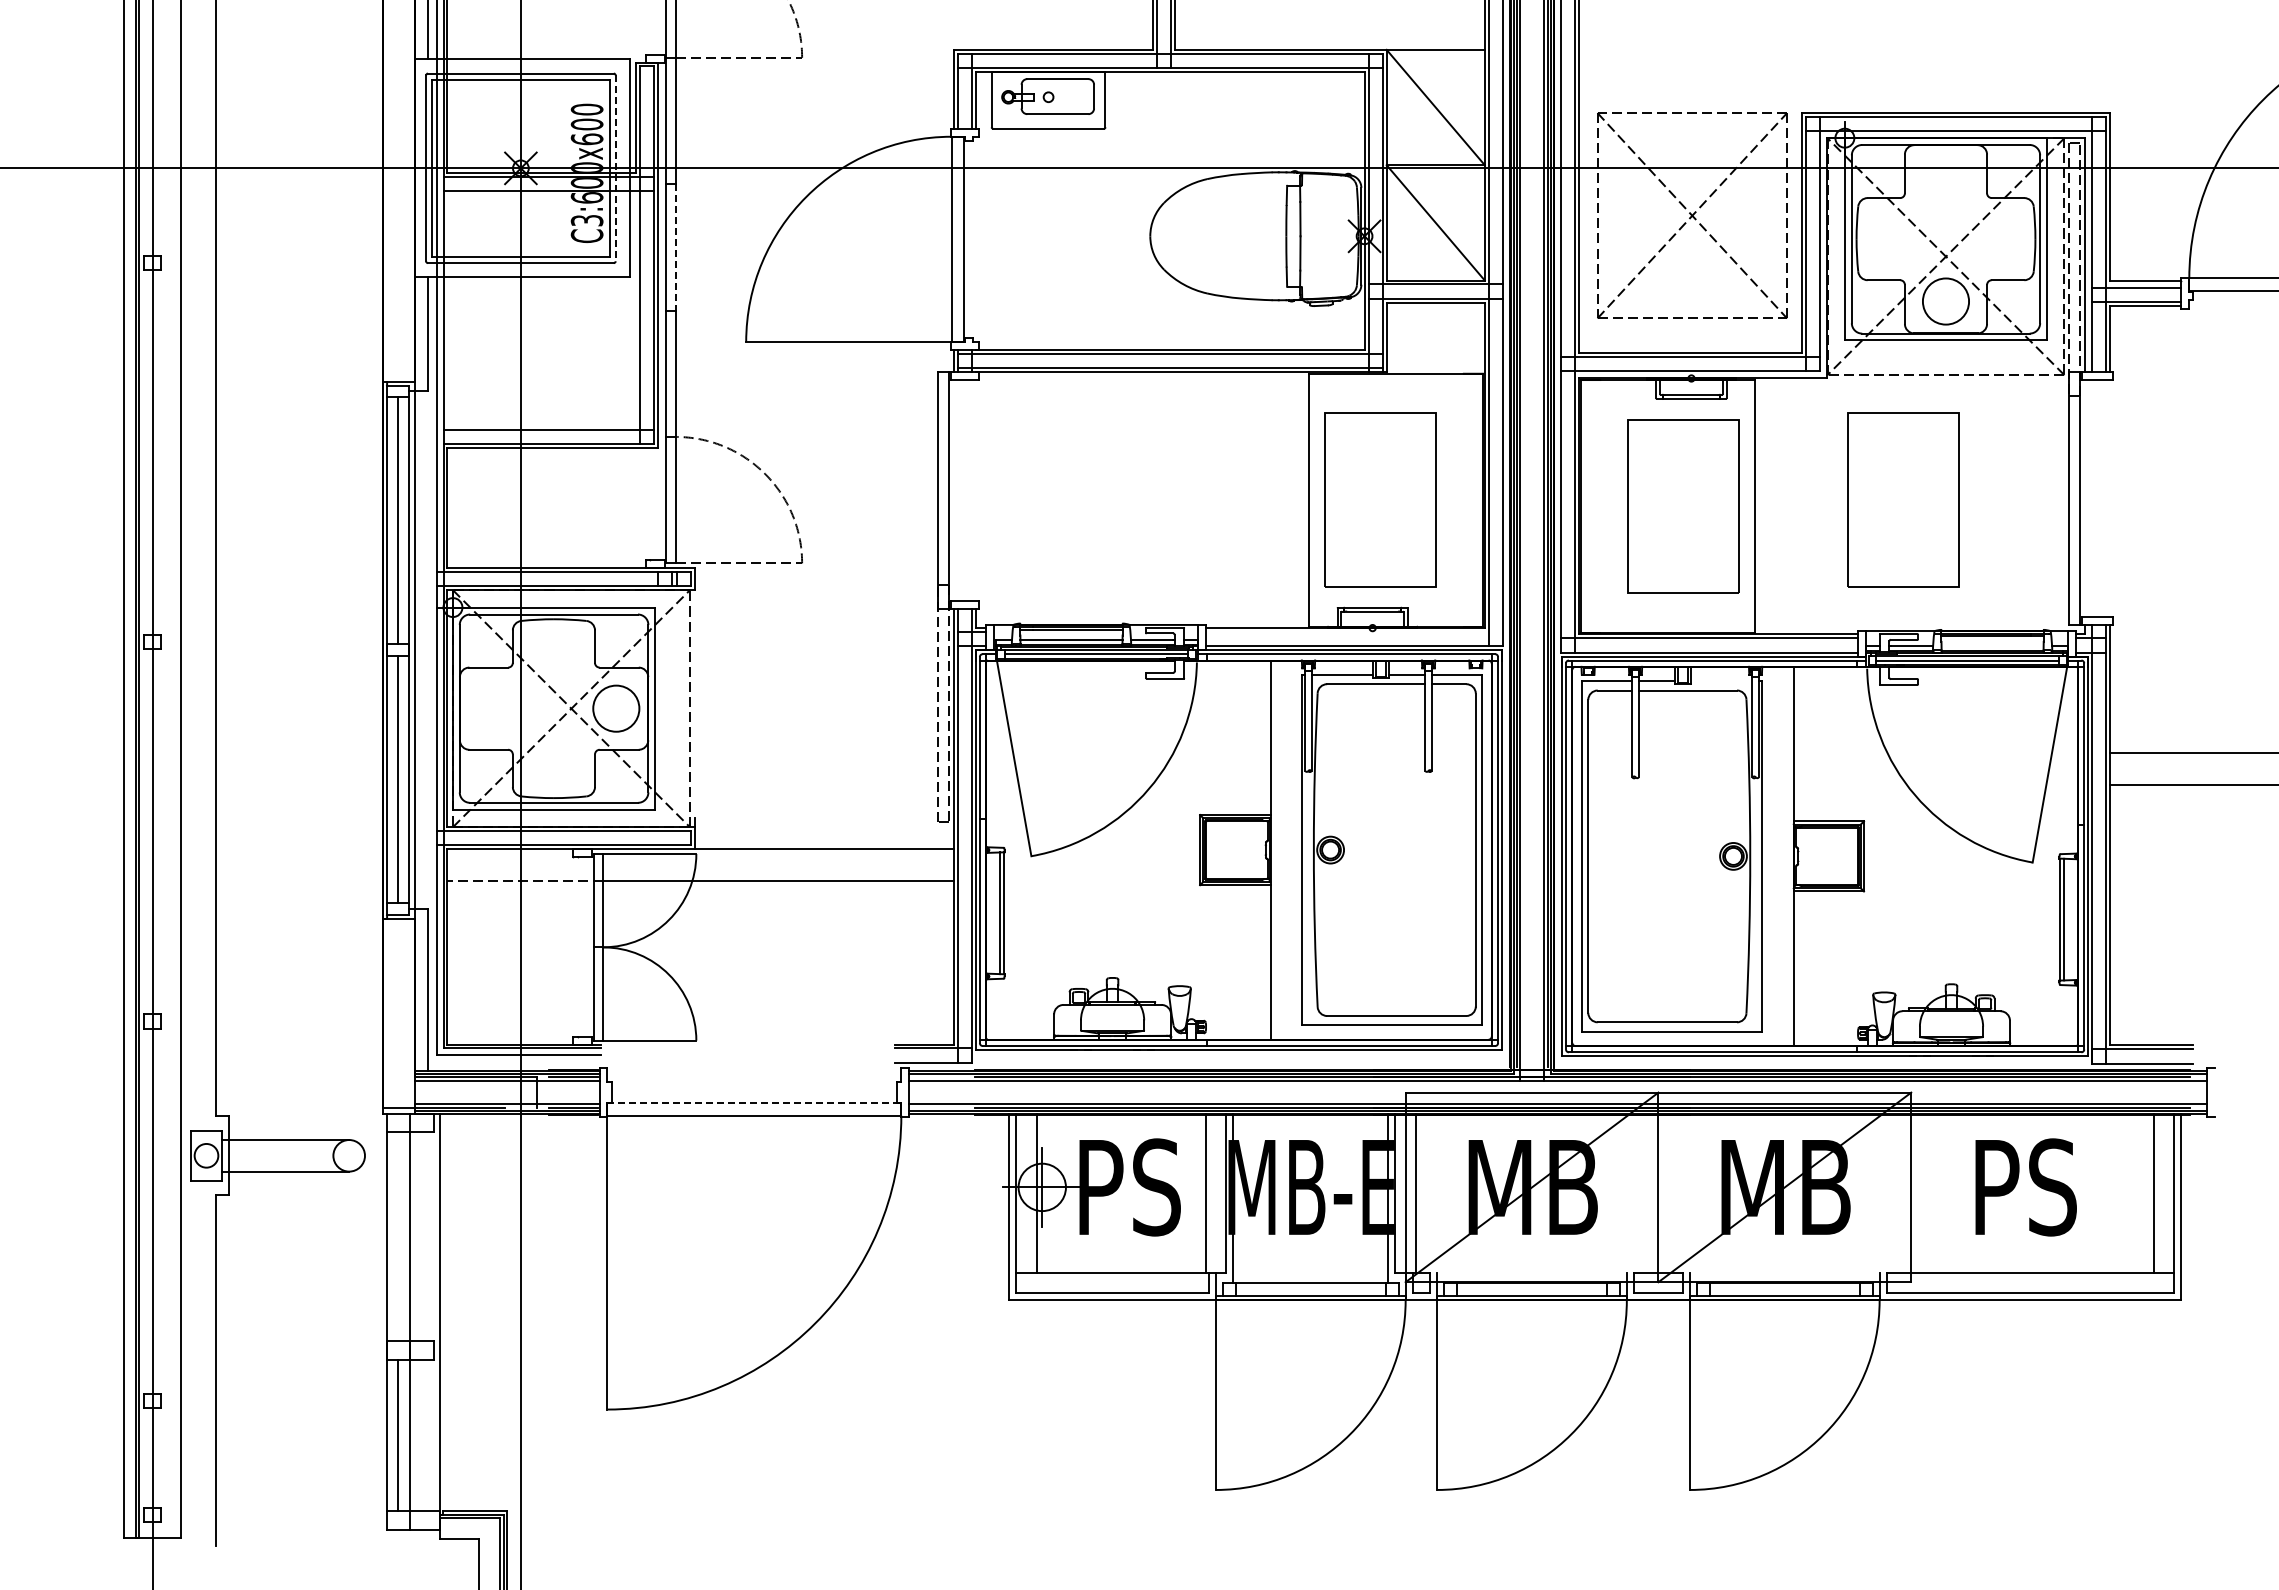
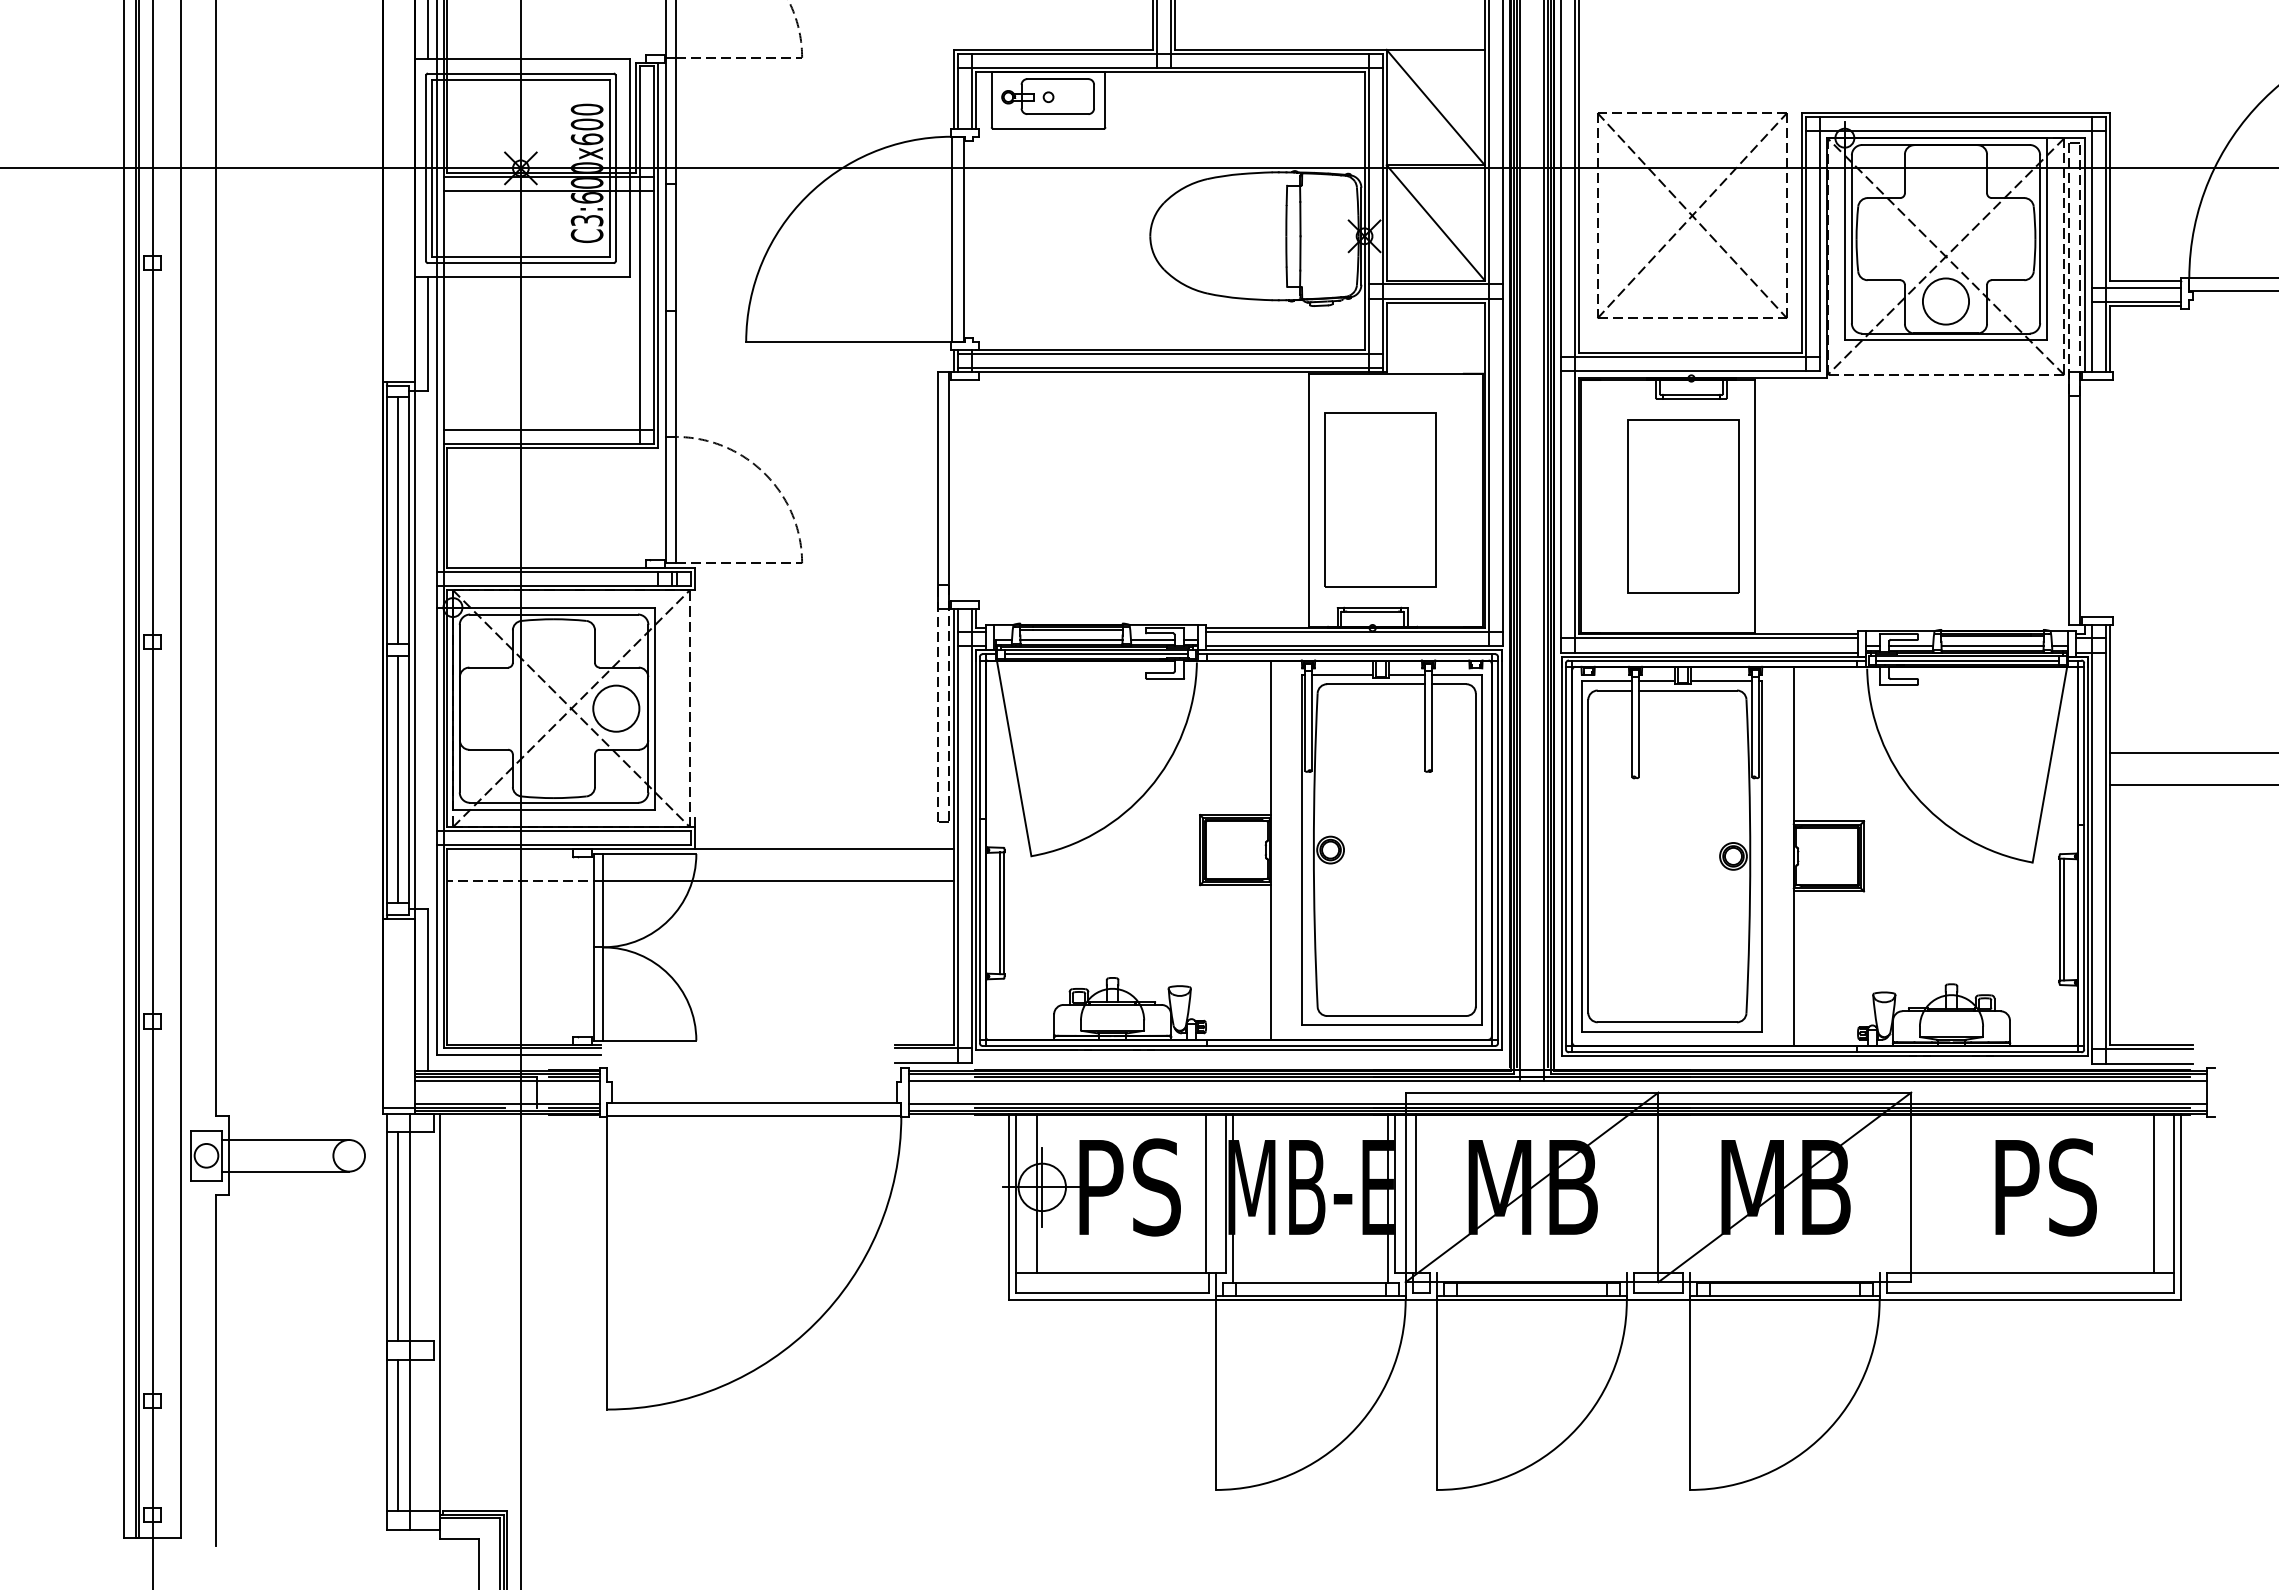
line: dashed -> solid (615, 168)
line: dashed -> solid (675, 247)
part: present -> none (1903, 499)
line: none -> present (1353, 632)
line: none -> present (1992, 646)
line: none -> present (1721, 681)
line: dashed -> solid (754, 1103)
text position: (2025, 1187) -> (2045, 1187) (2045, 1187)
line: none -> present (397, 1236)
